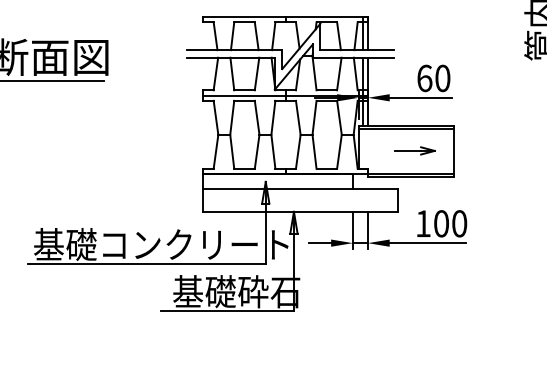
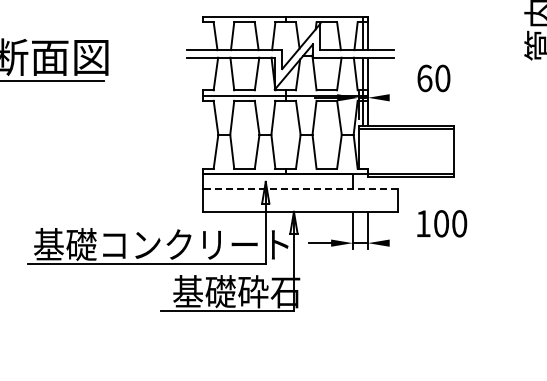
line: present -> none (420, 97)
part: present -> none (414, 150)
line: solid -> dashed (300, 189)
line: present -> none (427, 243)
